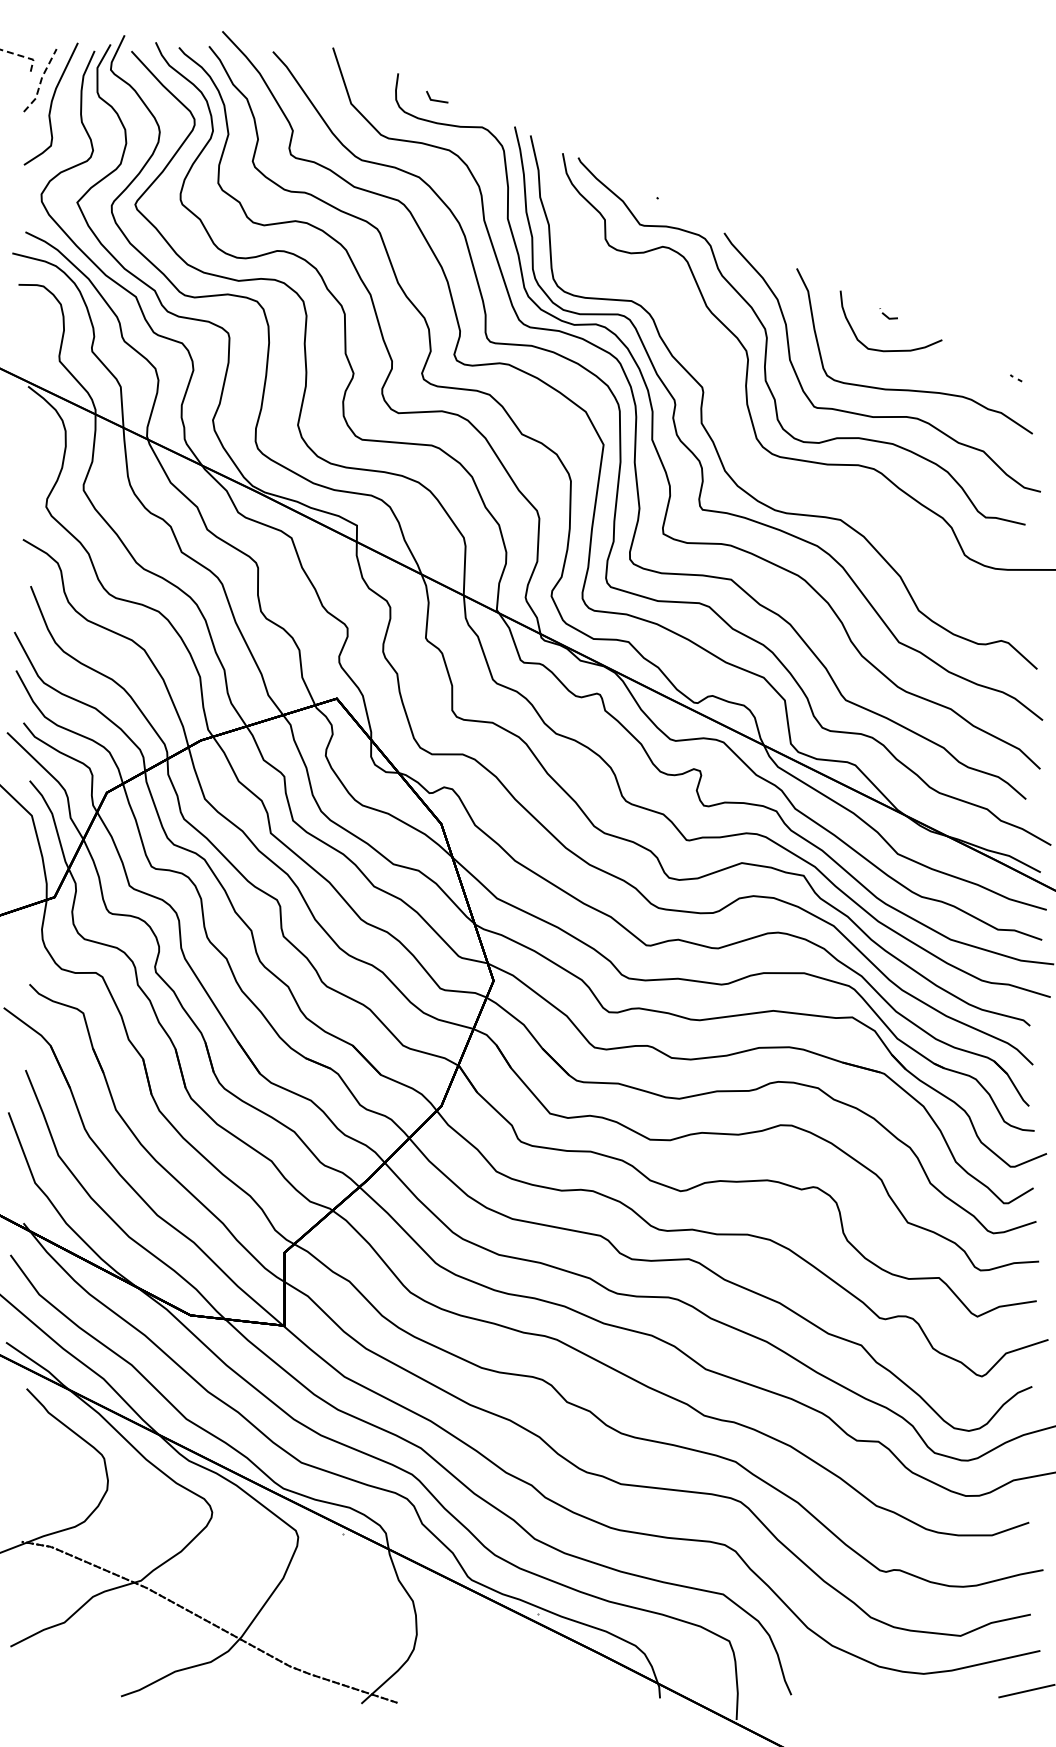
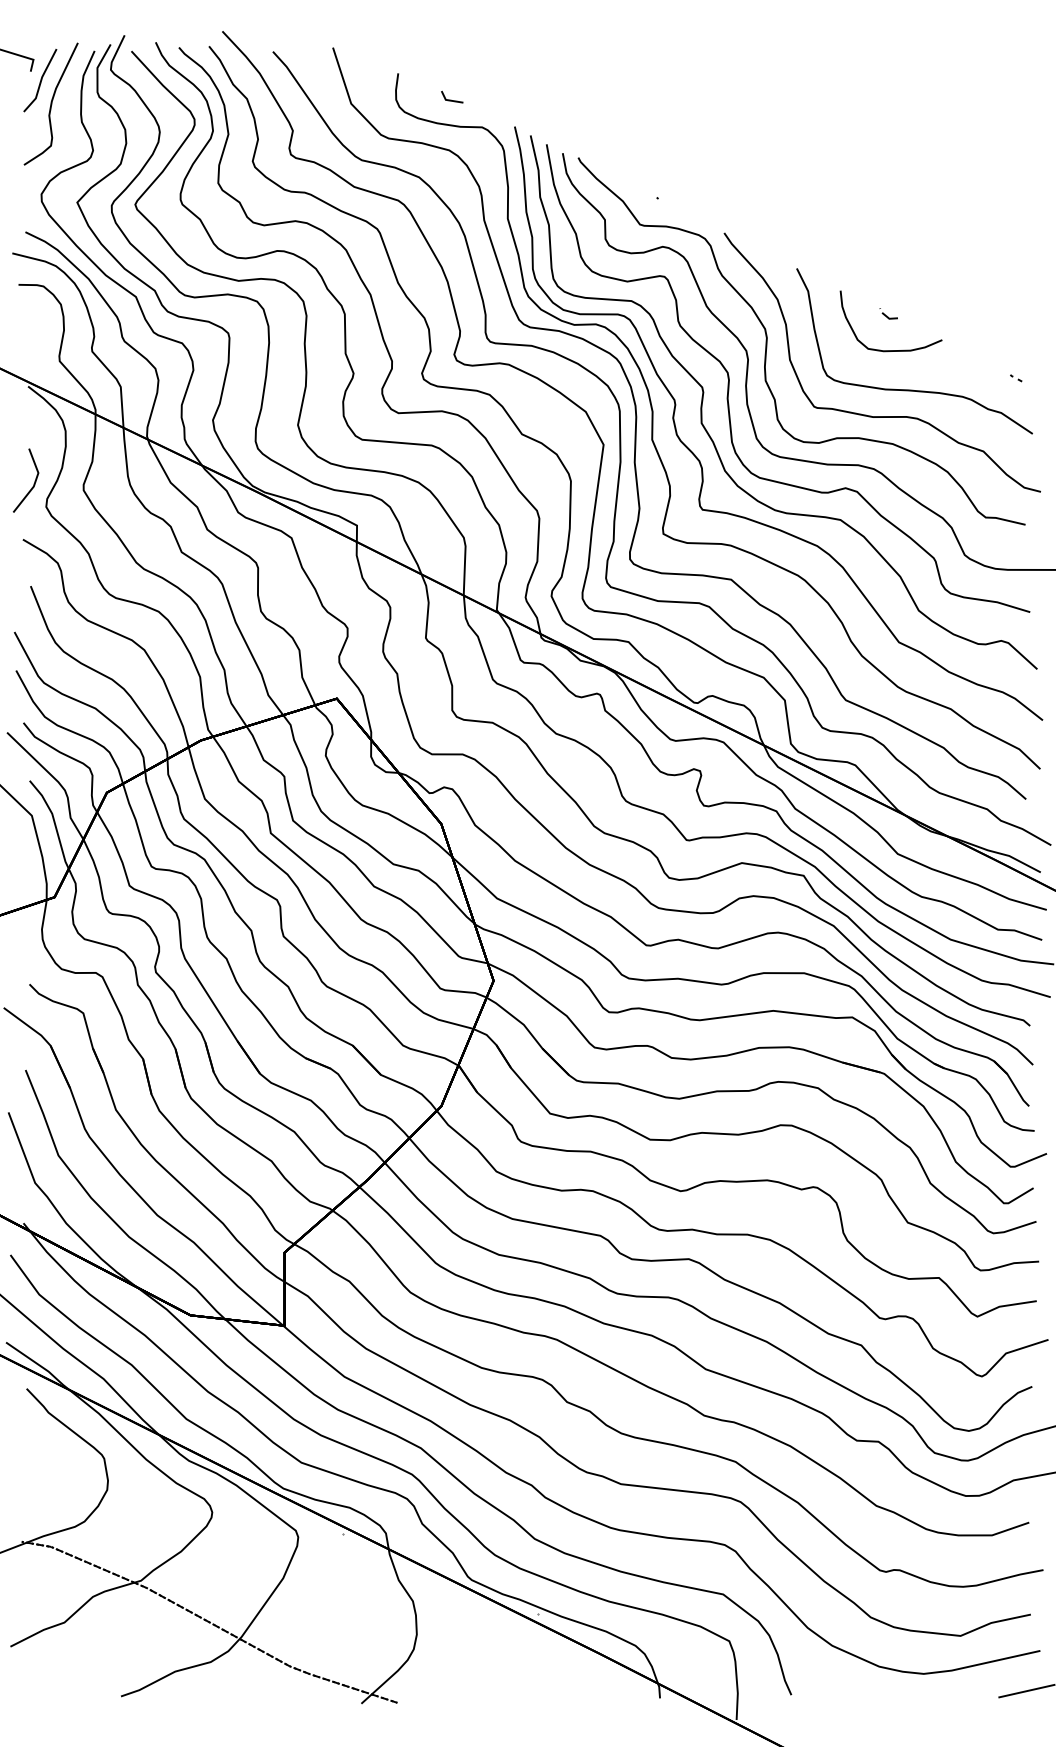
line: dashed -> solid (23, 56)
line: dashed -> solid (40, 81)
line position: (436, 99) -> (451, 99) (451, 99)
curve: none -> present (729, 378)
line: none -> present (33, 483)
